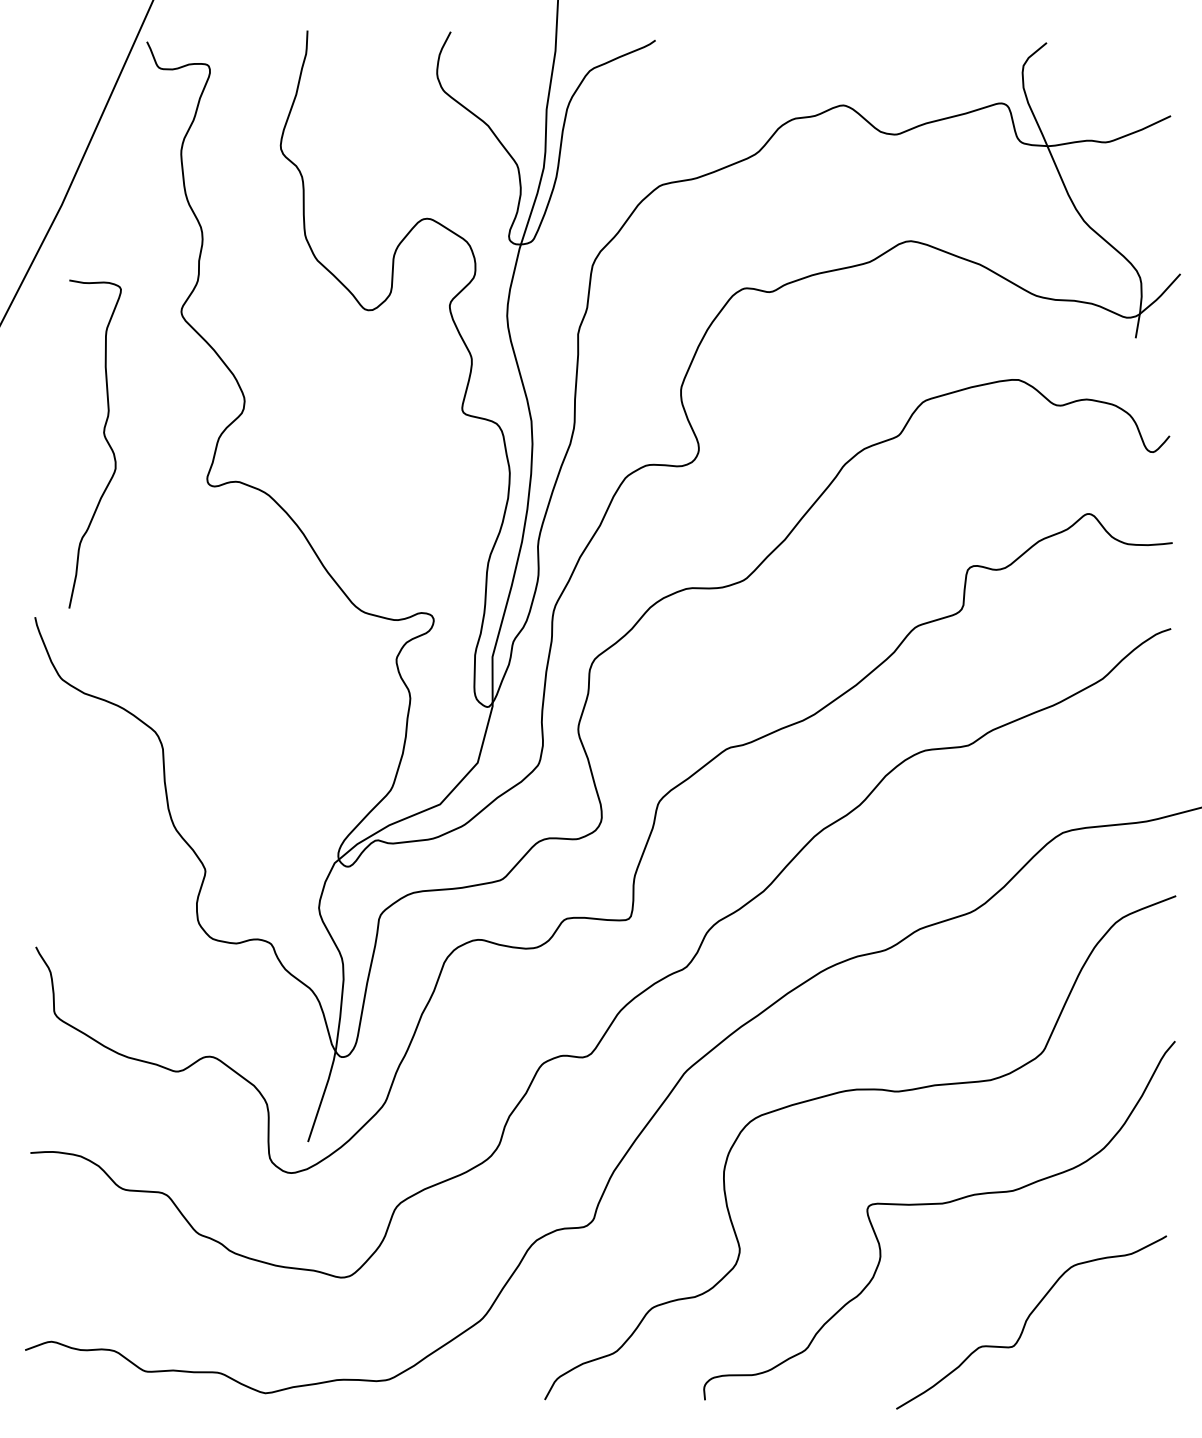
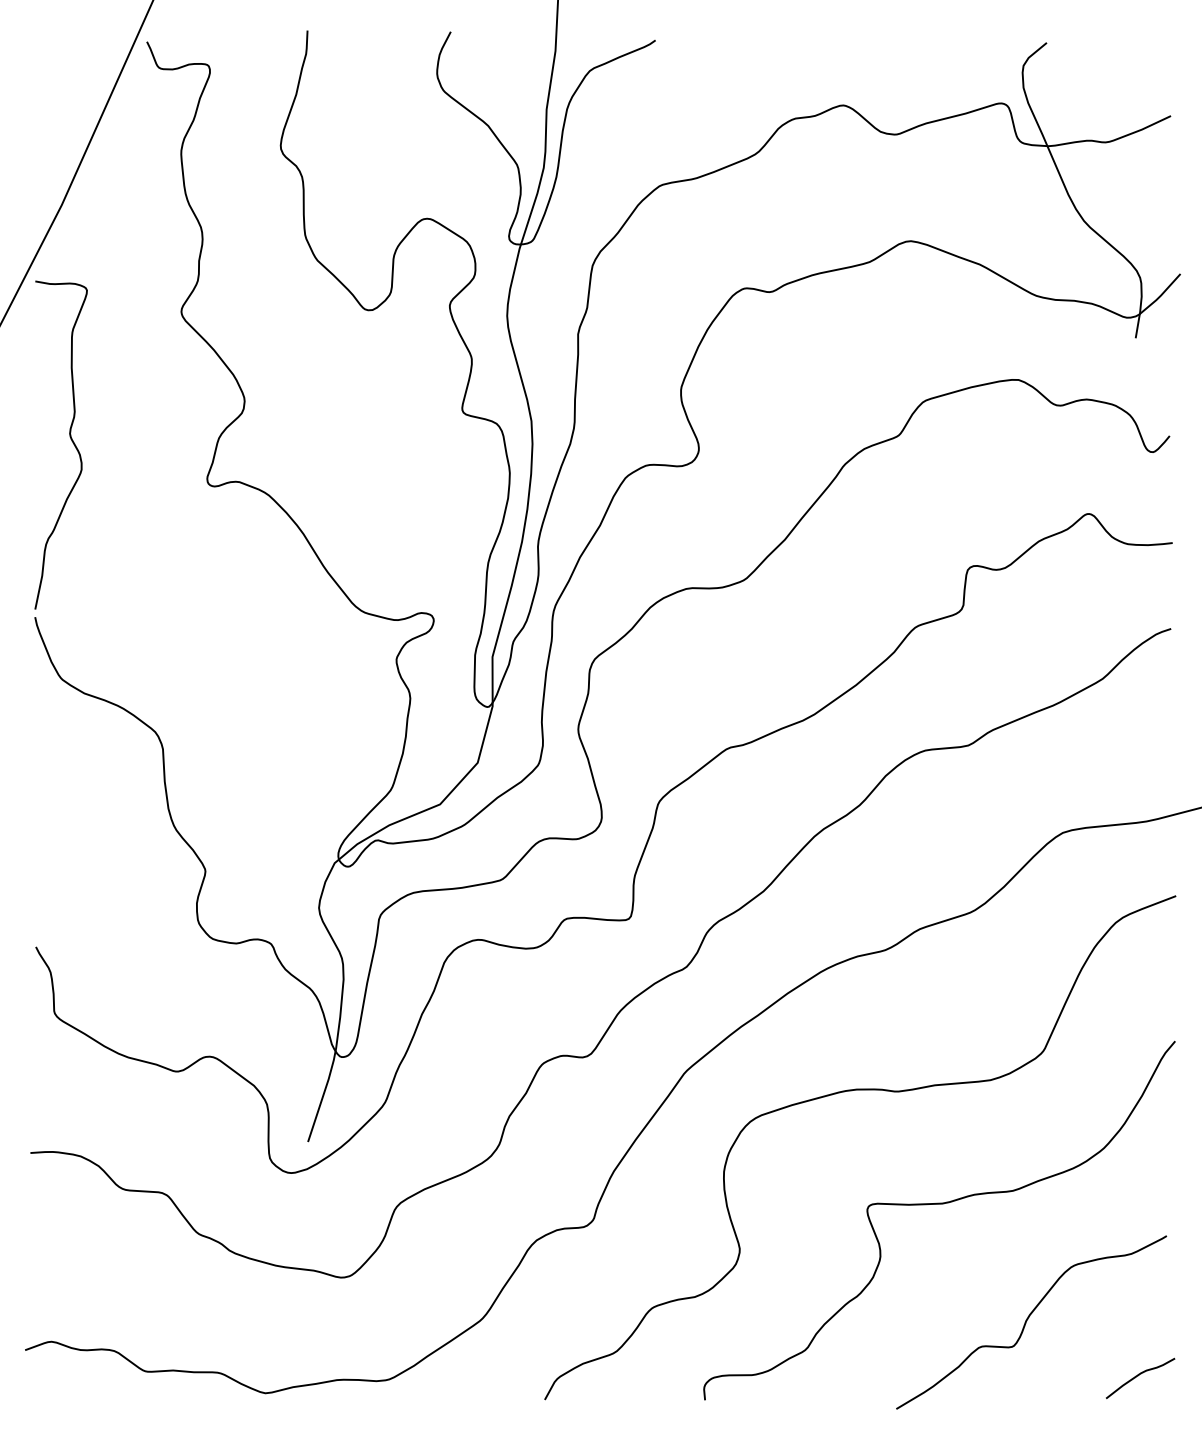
curve position: (104, 438) -> (70, 439) (70, 439)
curve: none -> present (1138, 1376)
